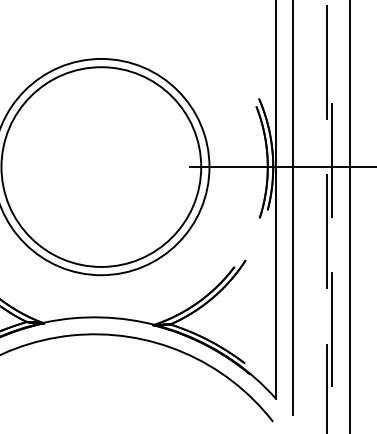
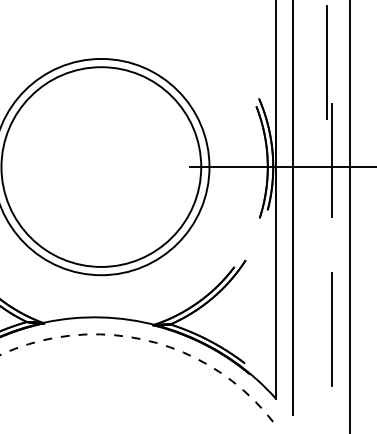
line: present -> none (326, 231)
arc: solid -> dashed (148, 340)
line: present -> none (326, 387)
